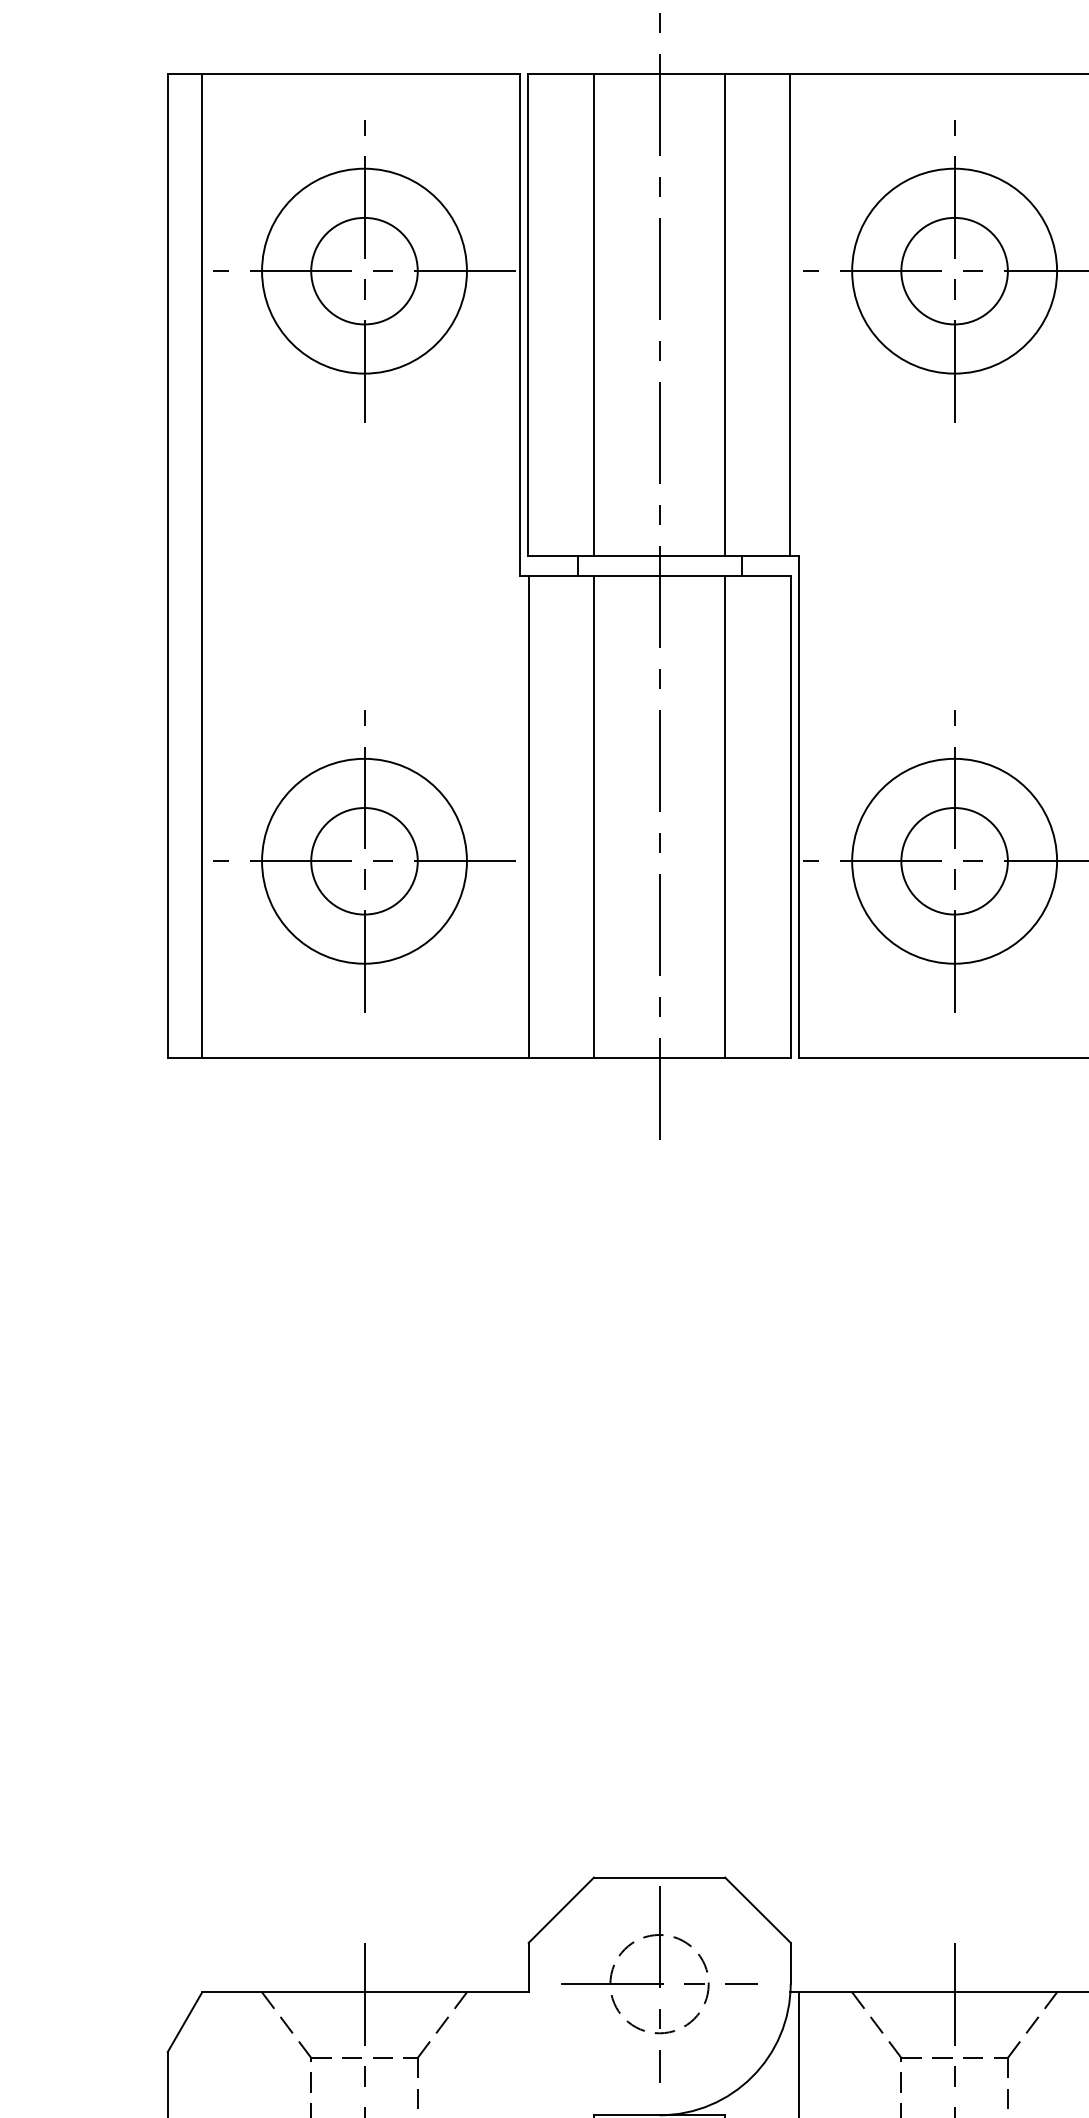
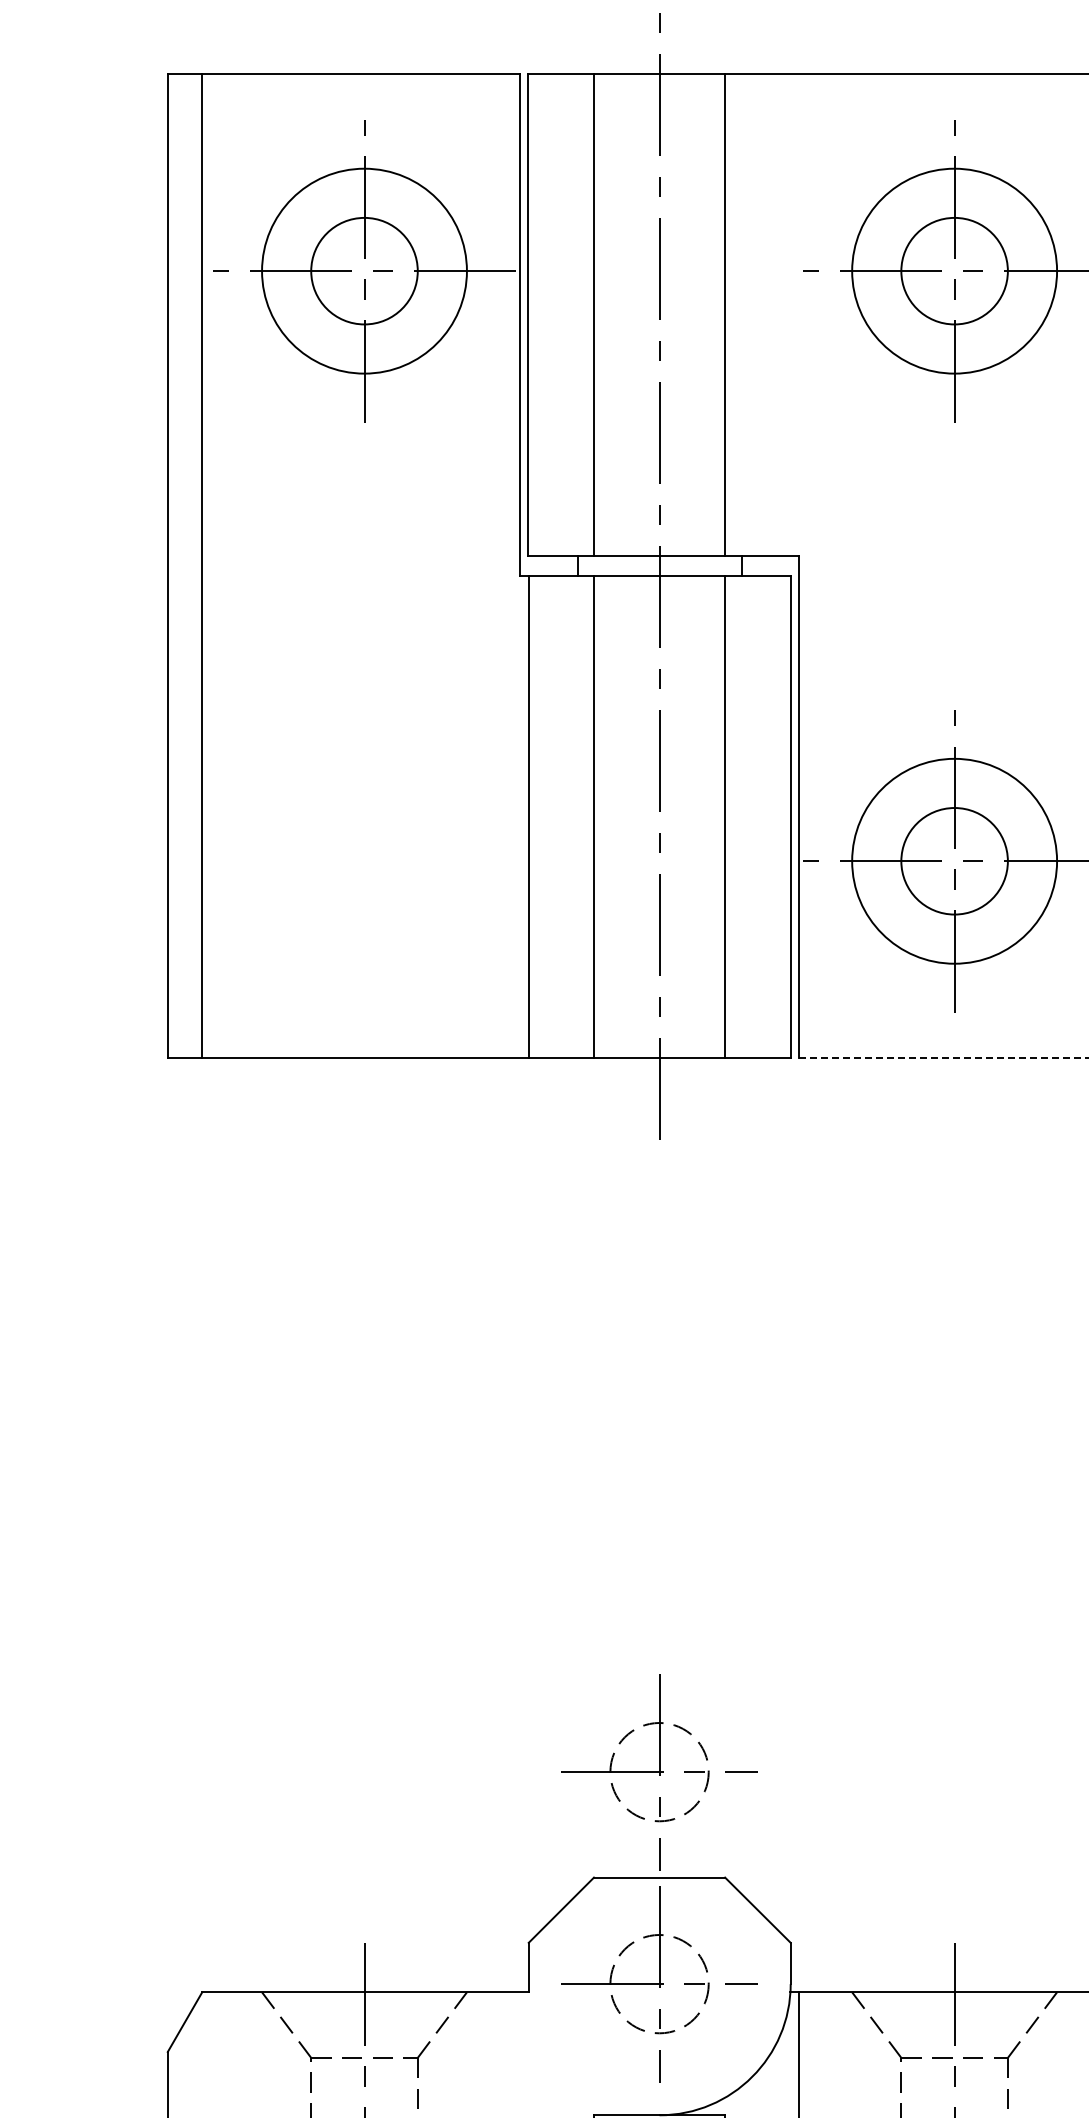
line: present -> none (790, 315)
part: present -> none (364, 861)
line: solid -> dashed (943, 1058)
part: none -> present (659, 1772)
